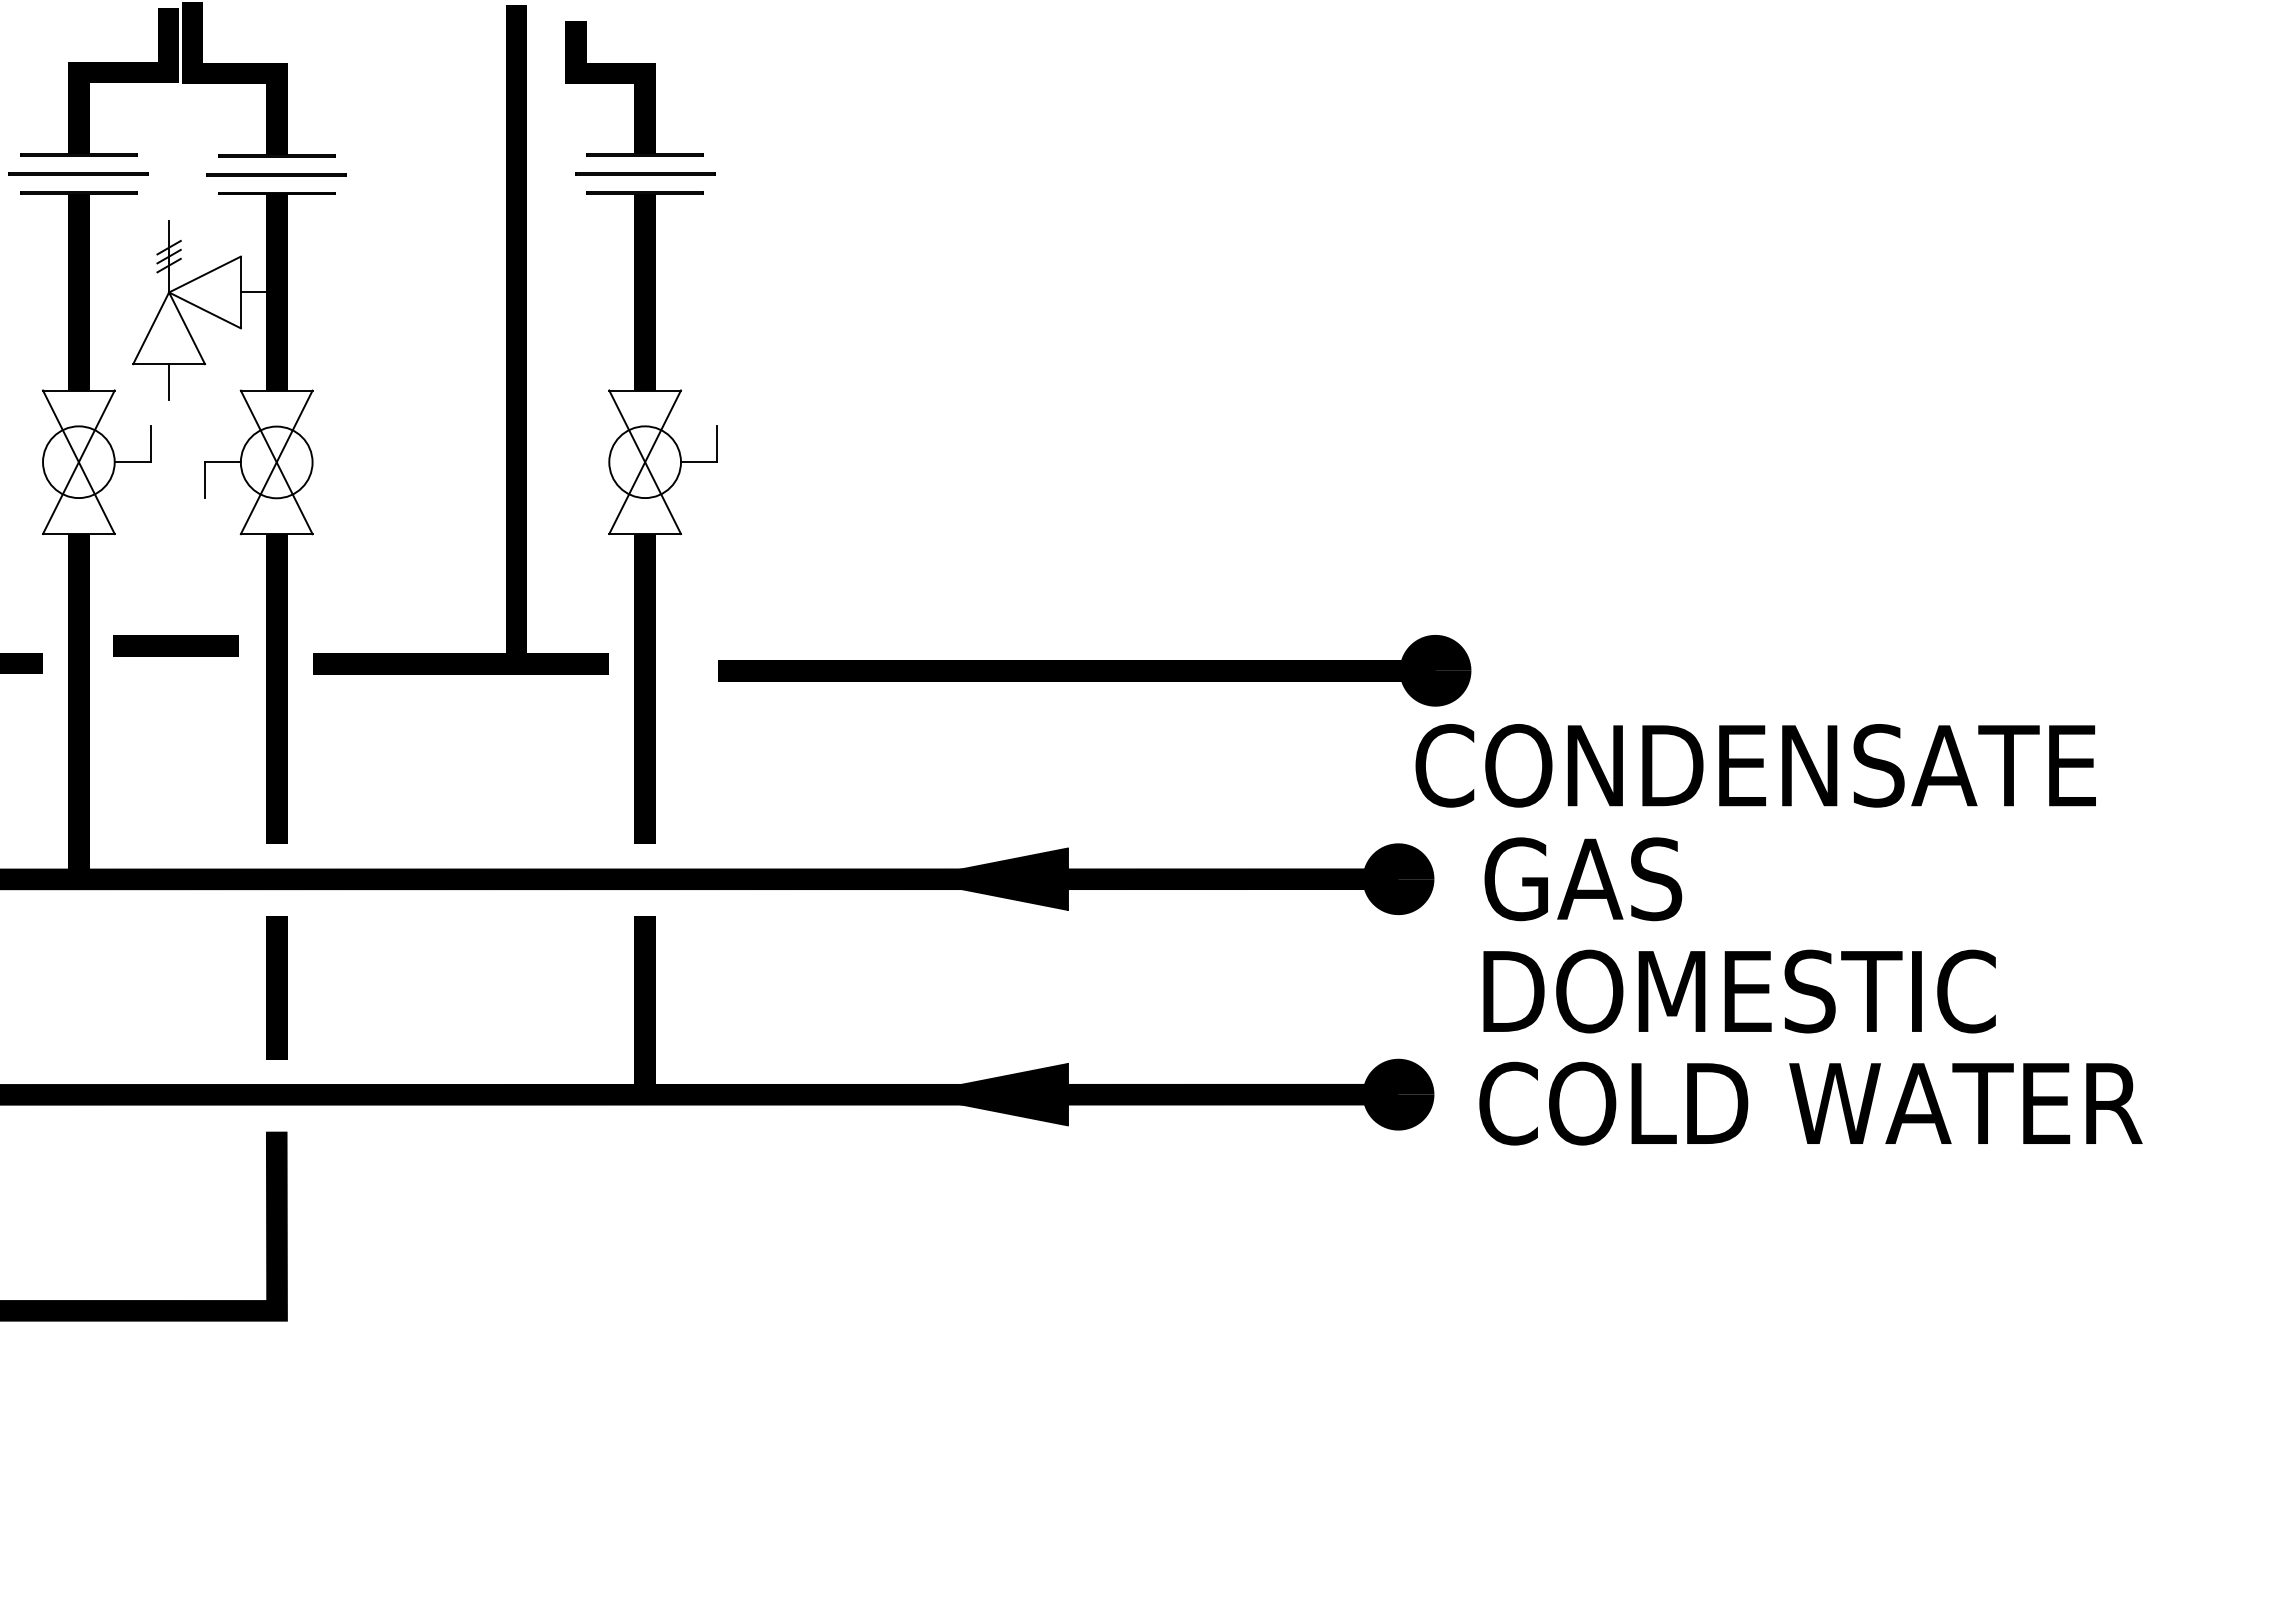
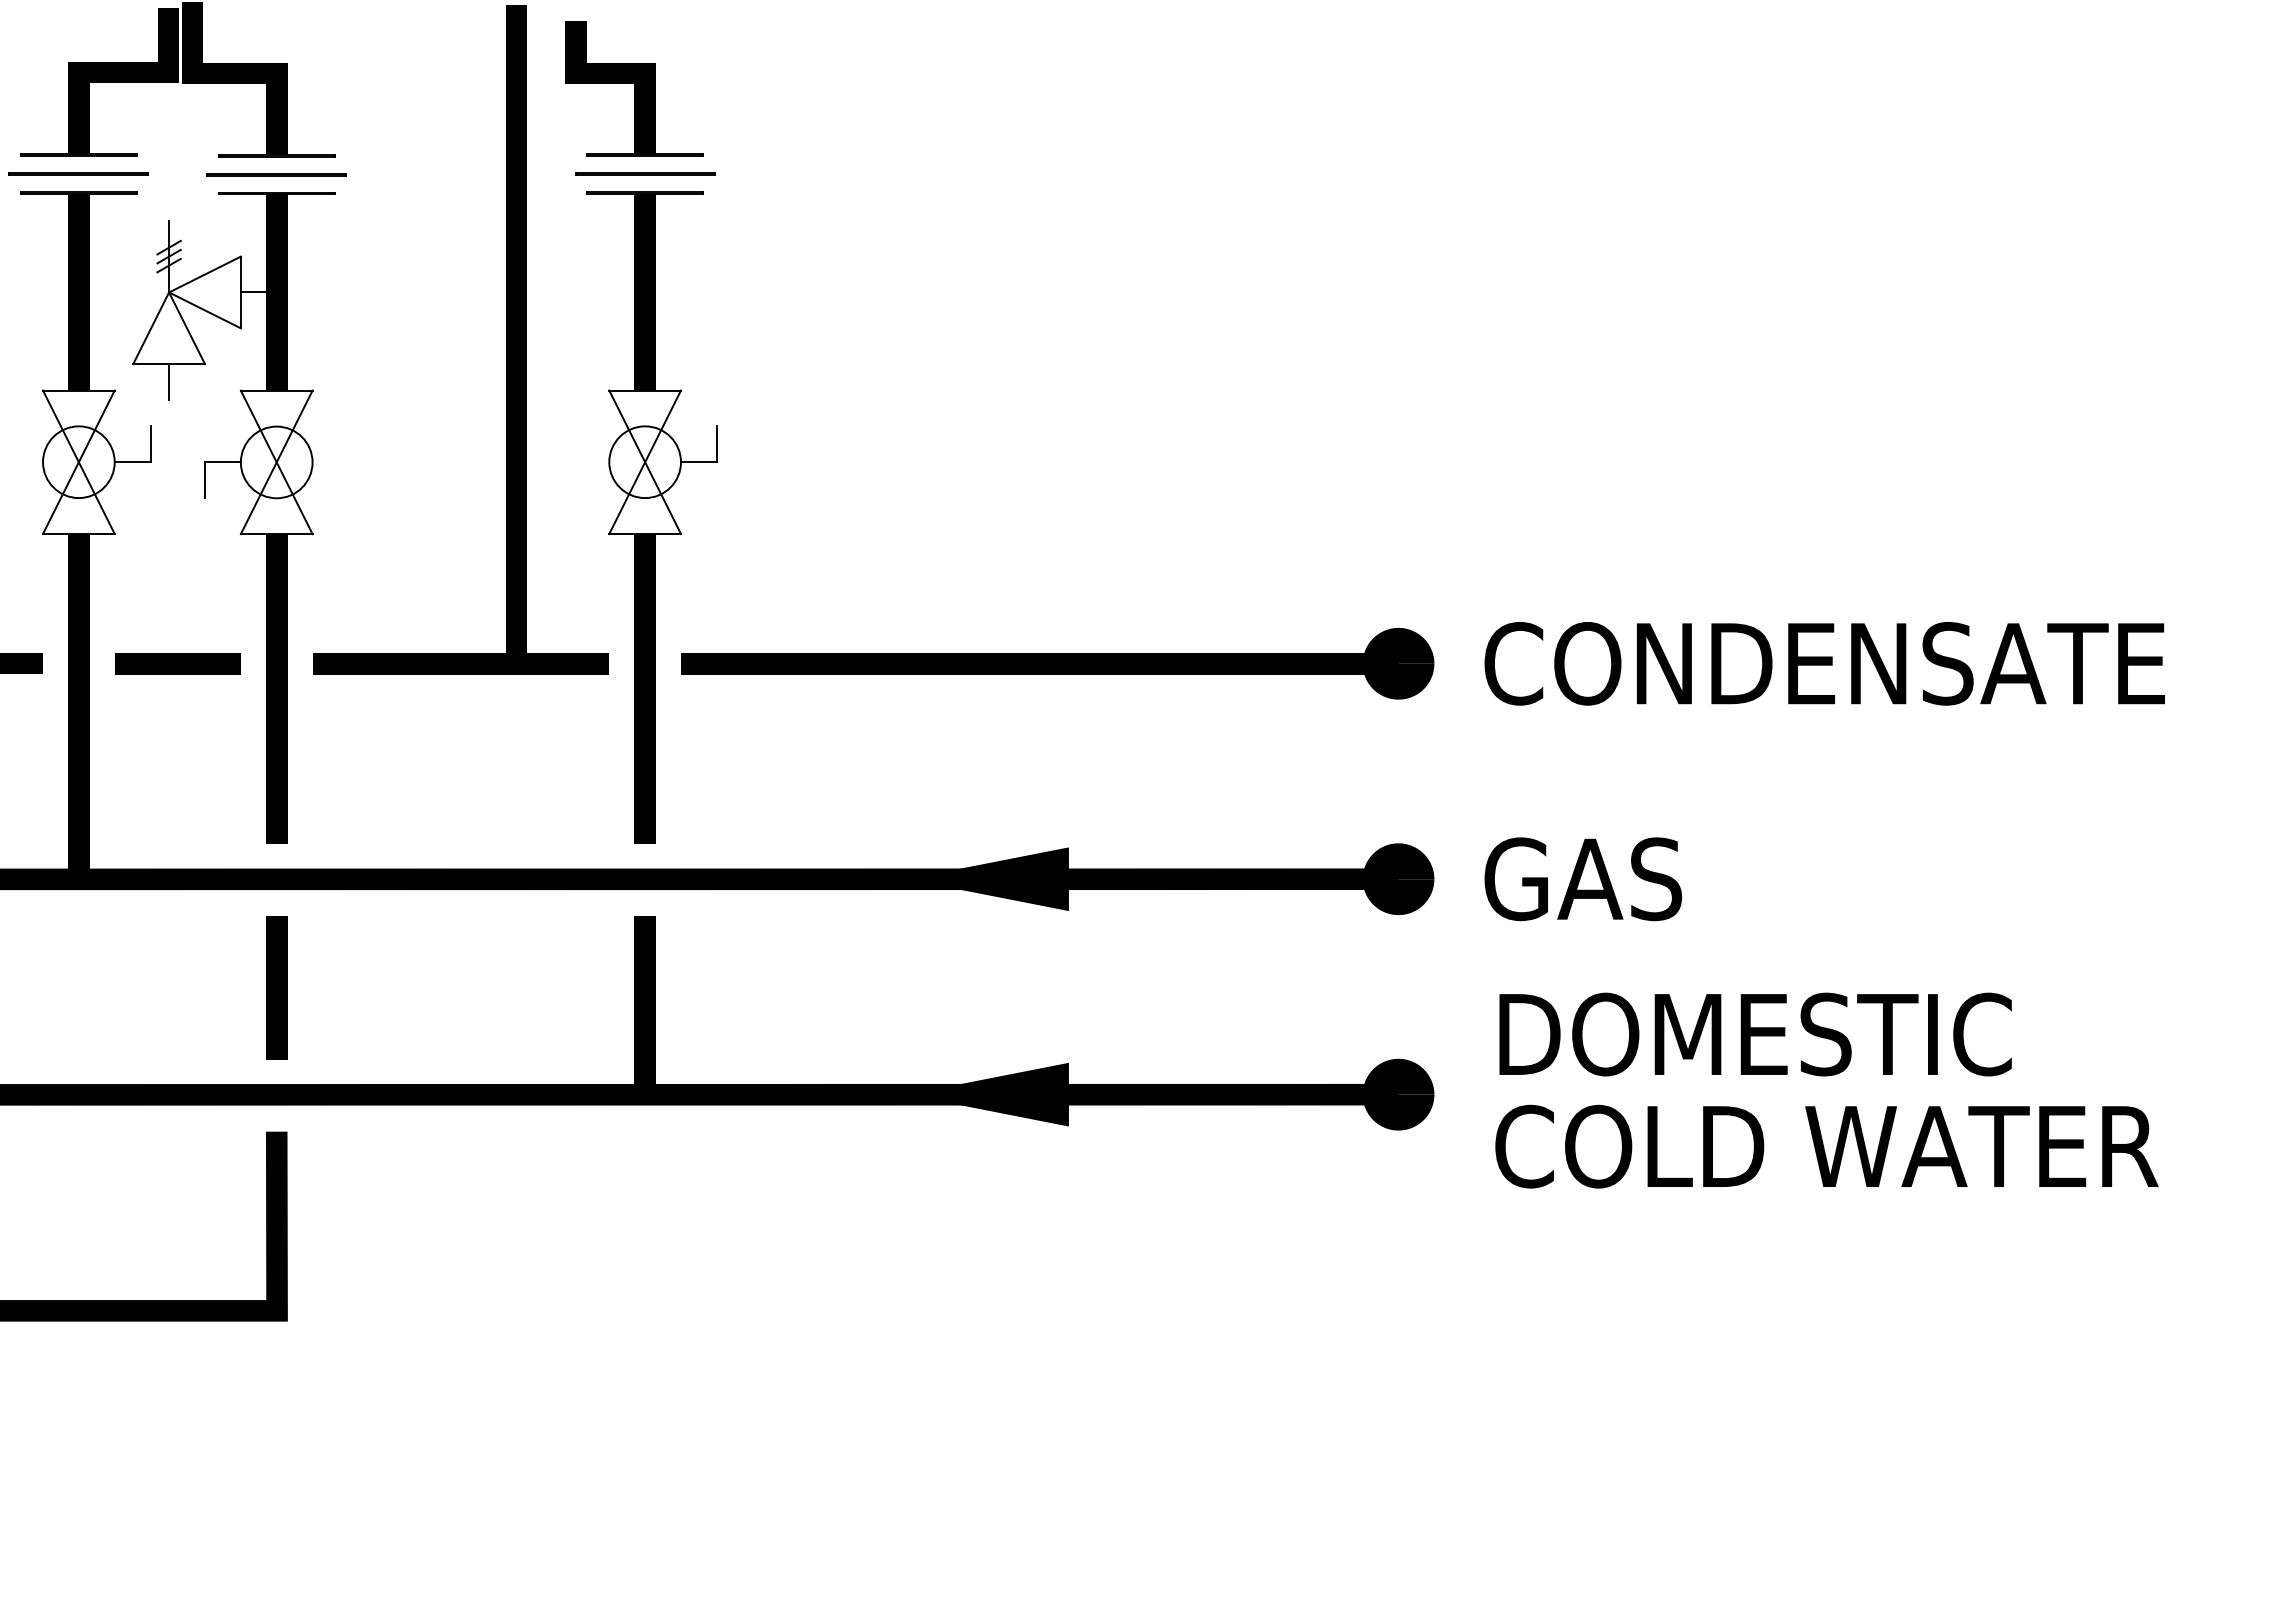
line position: (175, 645) -> (177, 663) (177, 663)
part position: (1094, 670) -> (1057, 663) (1057, 663)
text position: (1755, 765) -> (1824, 663) (1824, 663)
text position: (1810, 1047) -> (1826, 1090) (1826, 1090)
